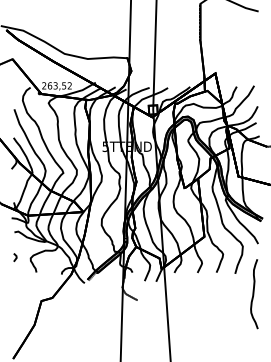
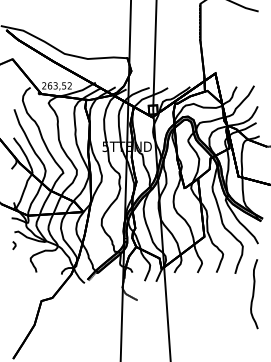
line position: (15, 257) -> (14, 245) (14, 245)
